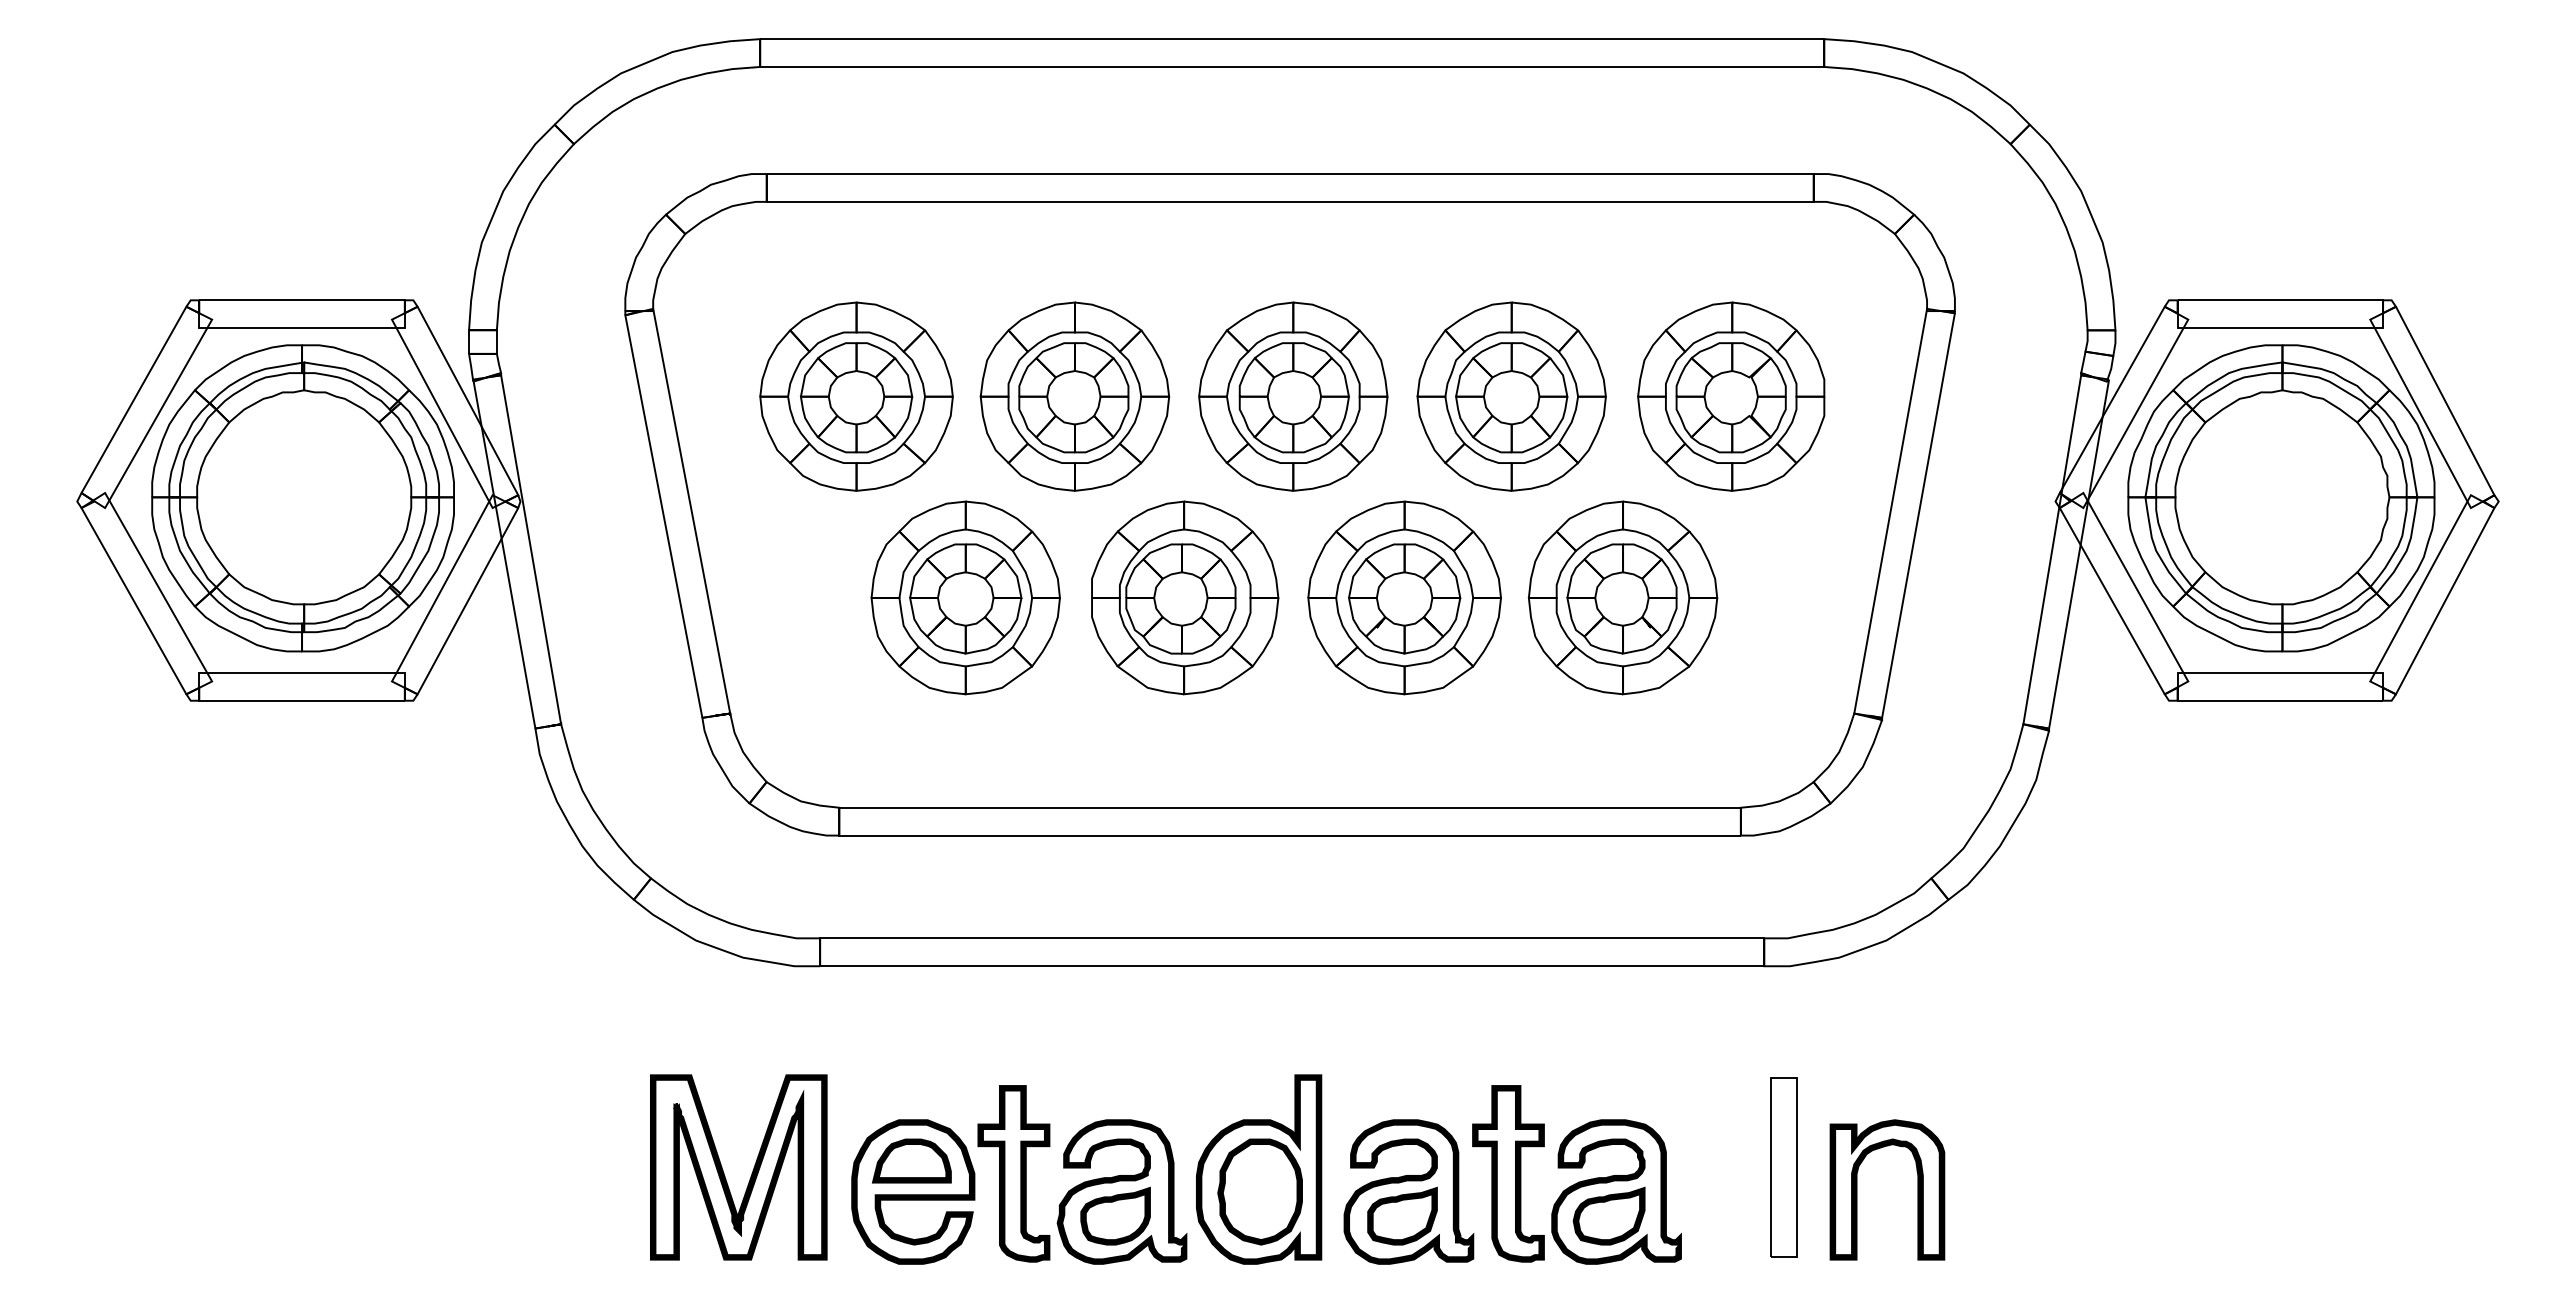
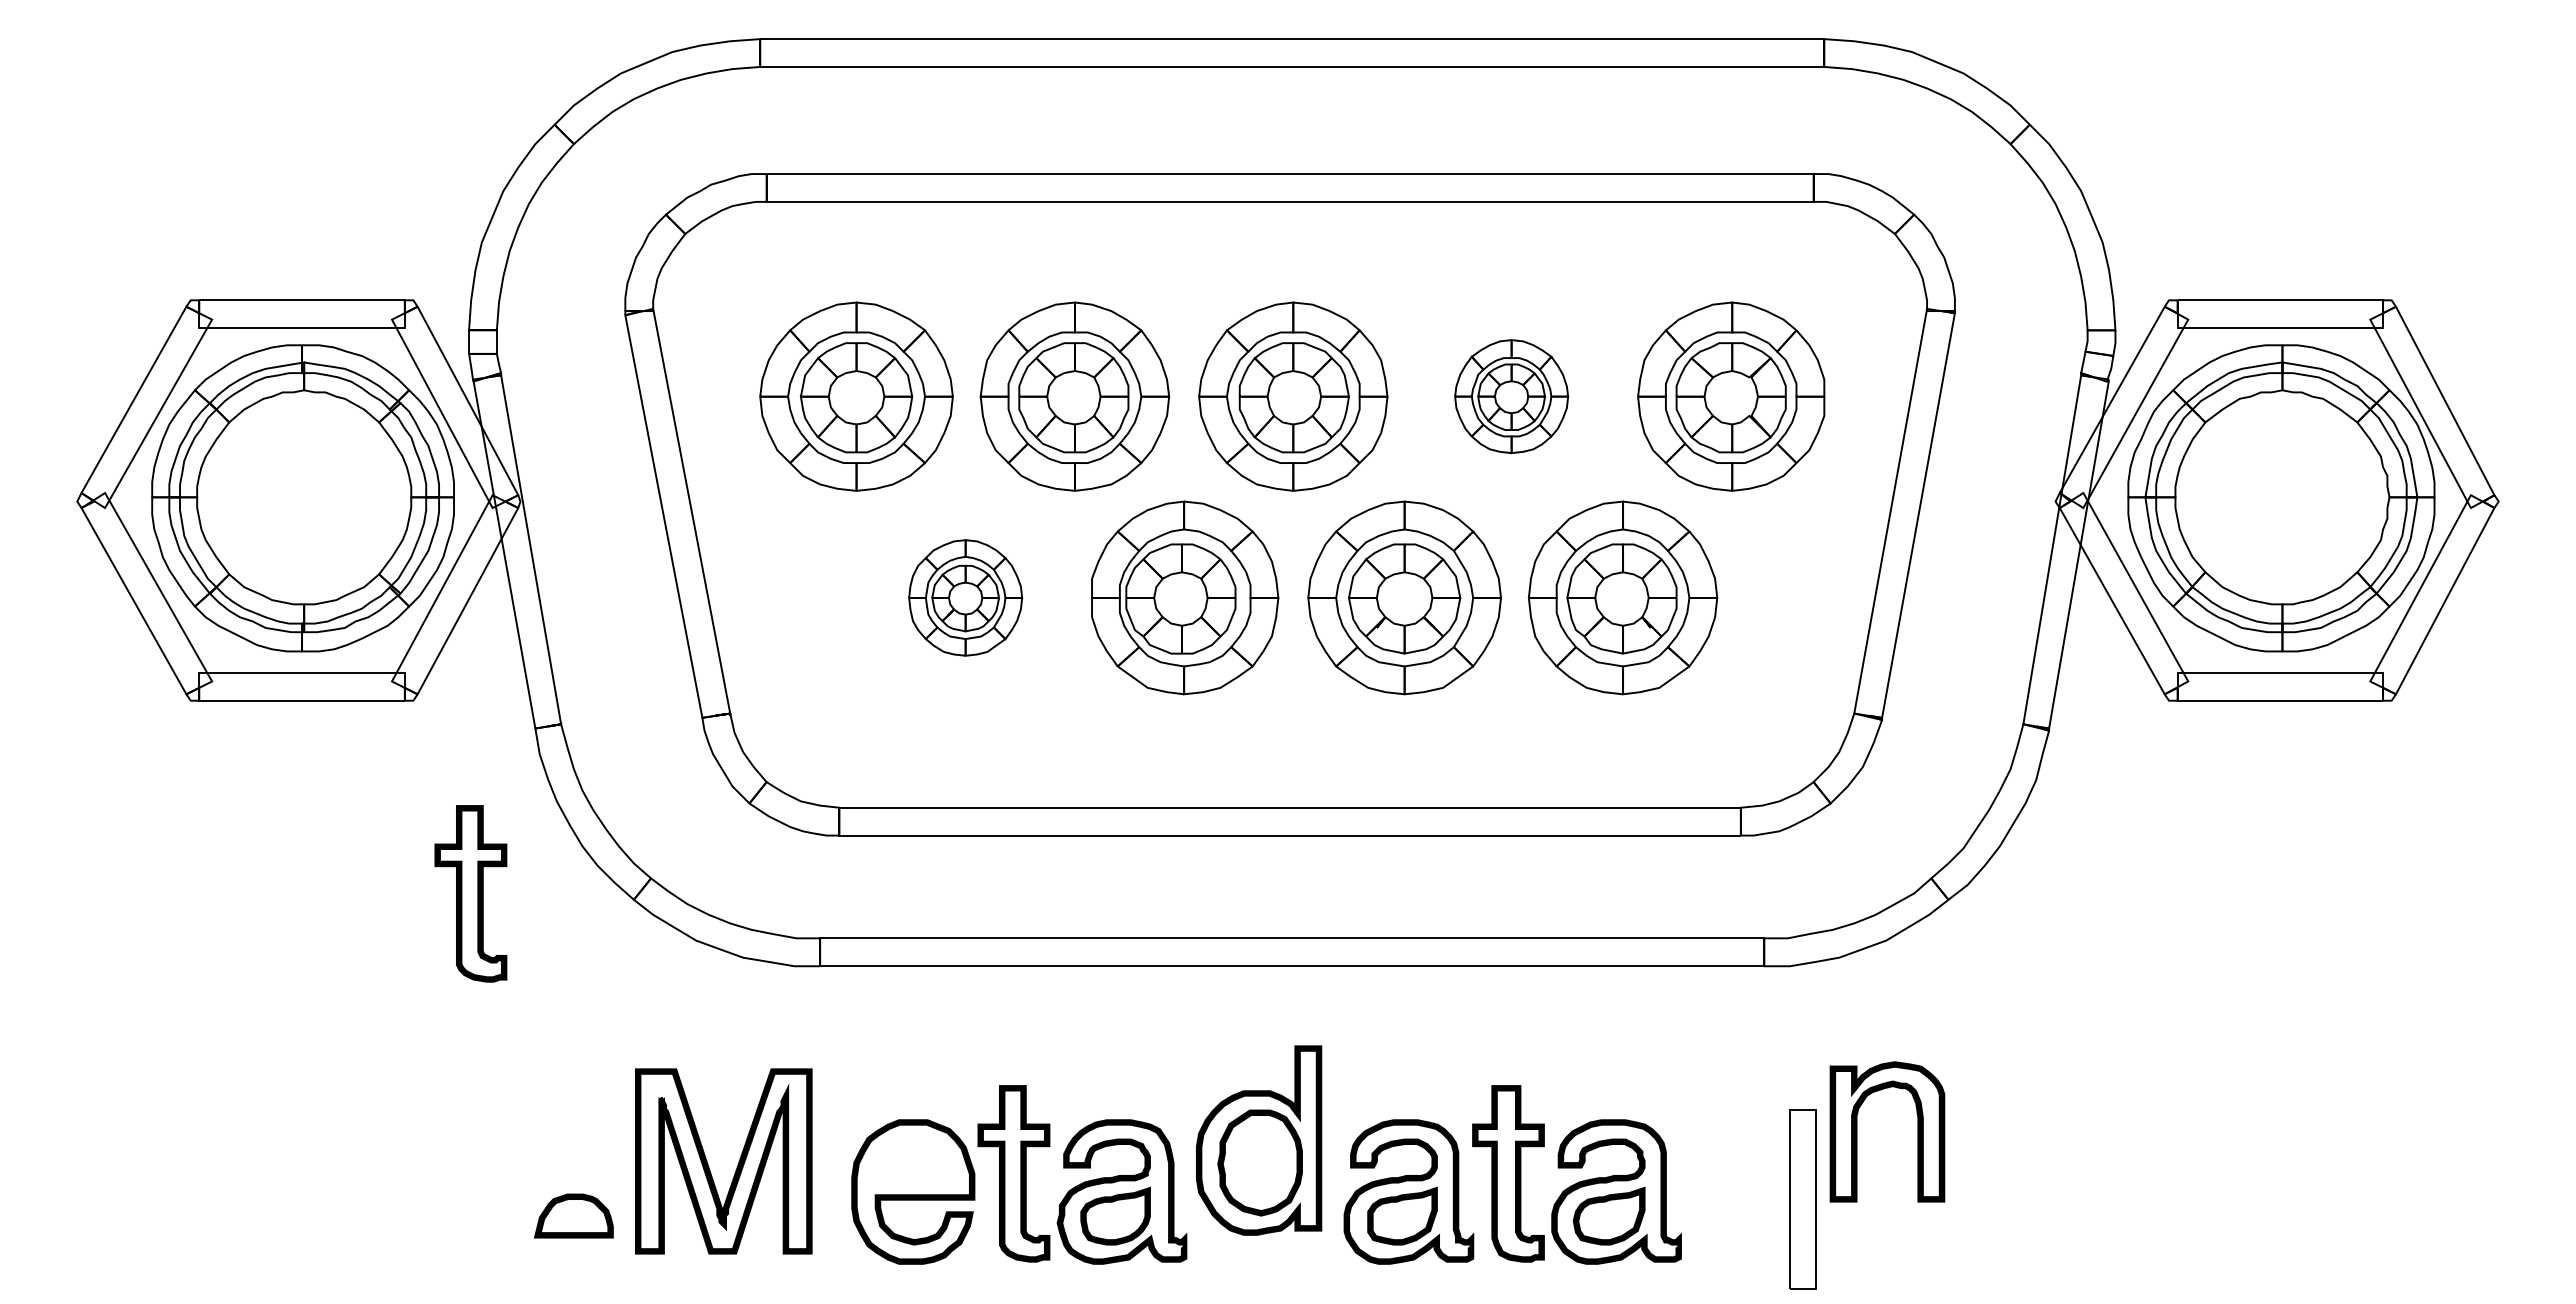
part size: 191x191 px -> 116x116 px (1511, 396)
part size: 191x196 px -> 116x118 px (965, 597)
part: none -> present (470, 893)
part position: (911, 1160) -> (573, 1215) (573, 1215)
part position: (1783, 1167) -> (1802, 1199) (1802, 1199)
part position: (1259, 1169) -> (1259, 1140) (1259, 1140)
part position: (752, 1170) -> (737, 1164) (737, 1164)
part position: (1857, 1189) -> (1857, 1131) (1857, 1131)
